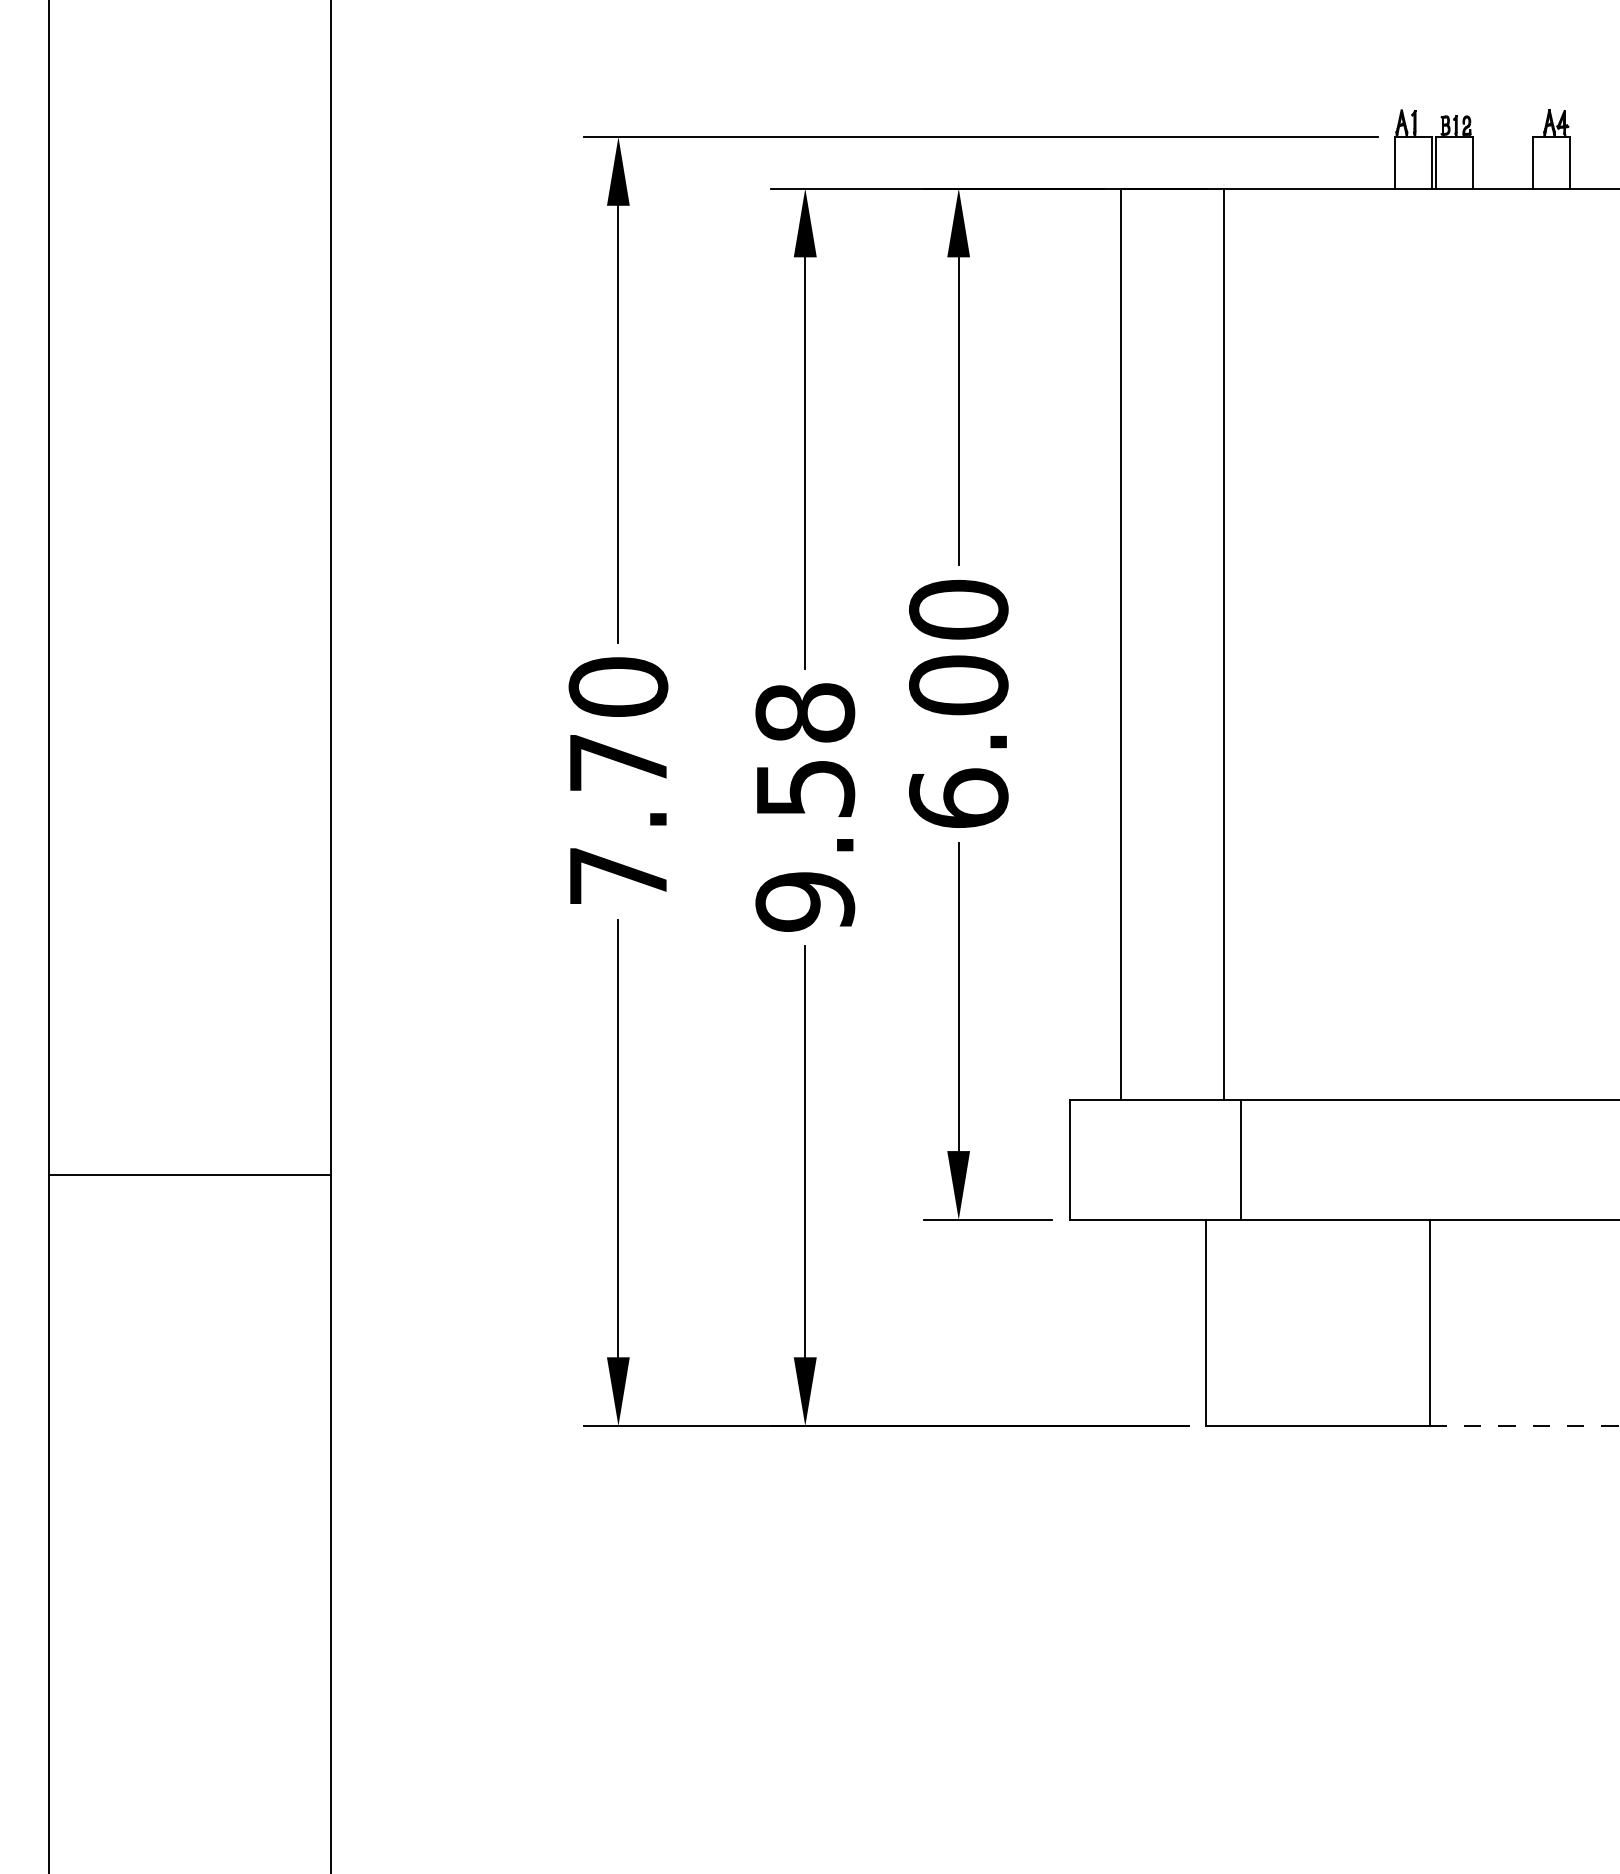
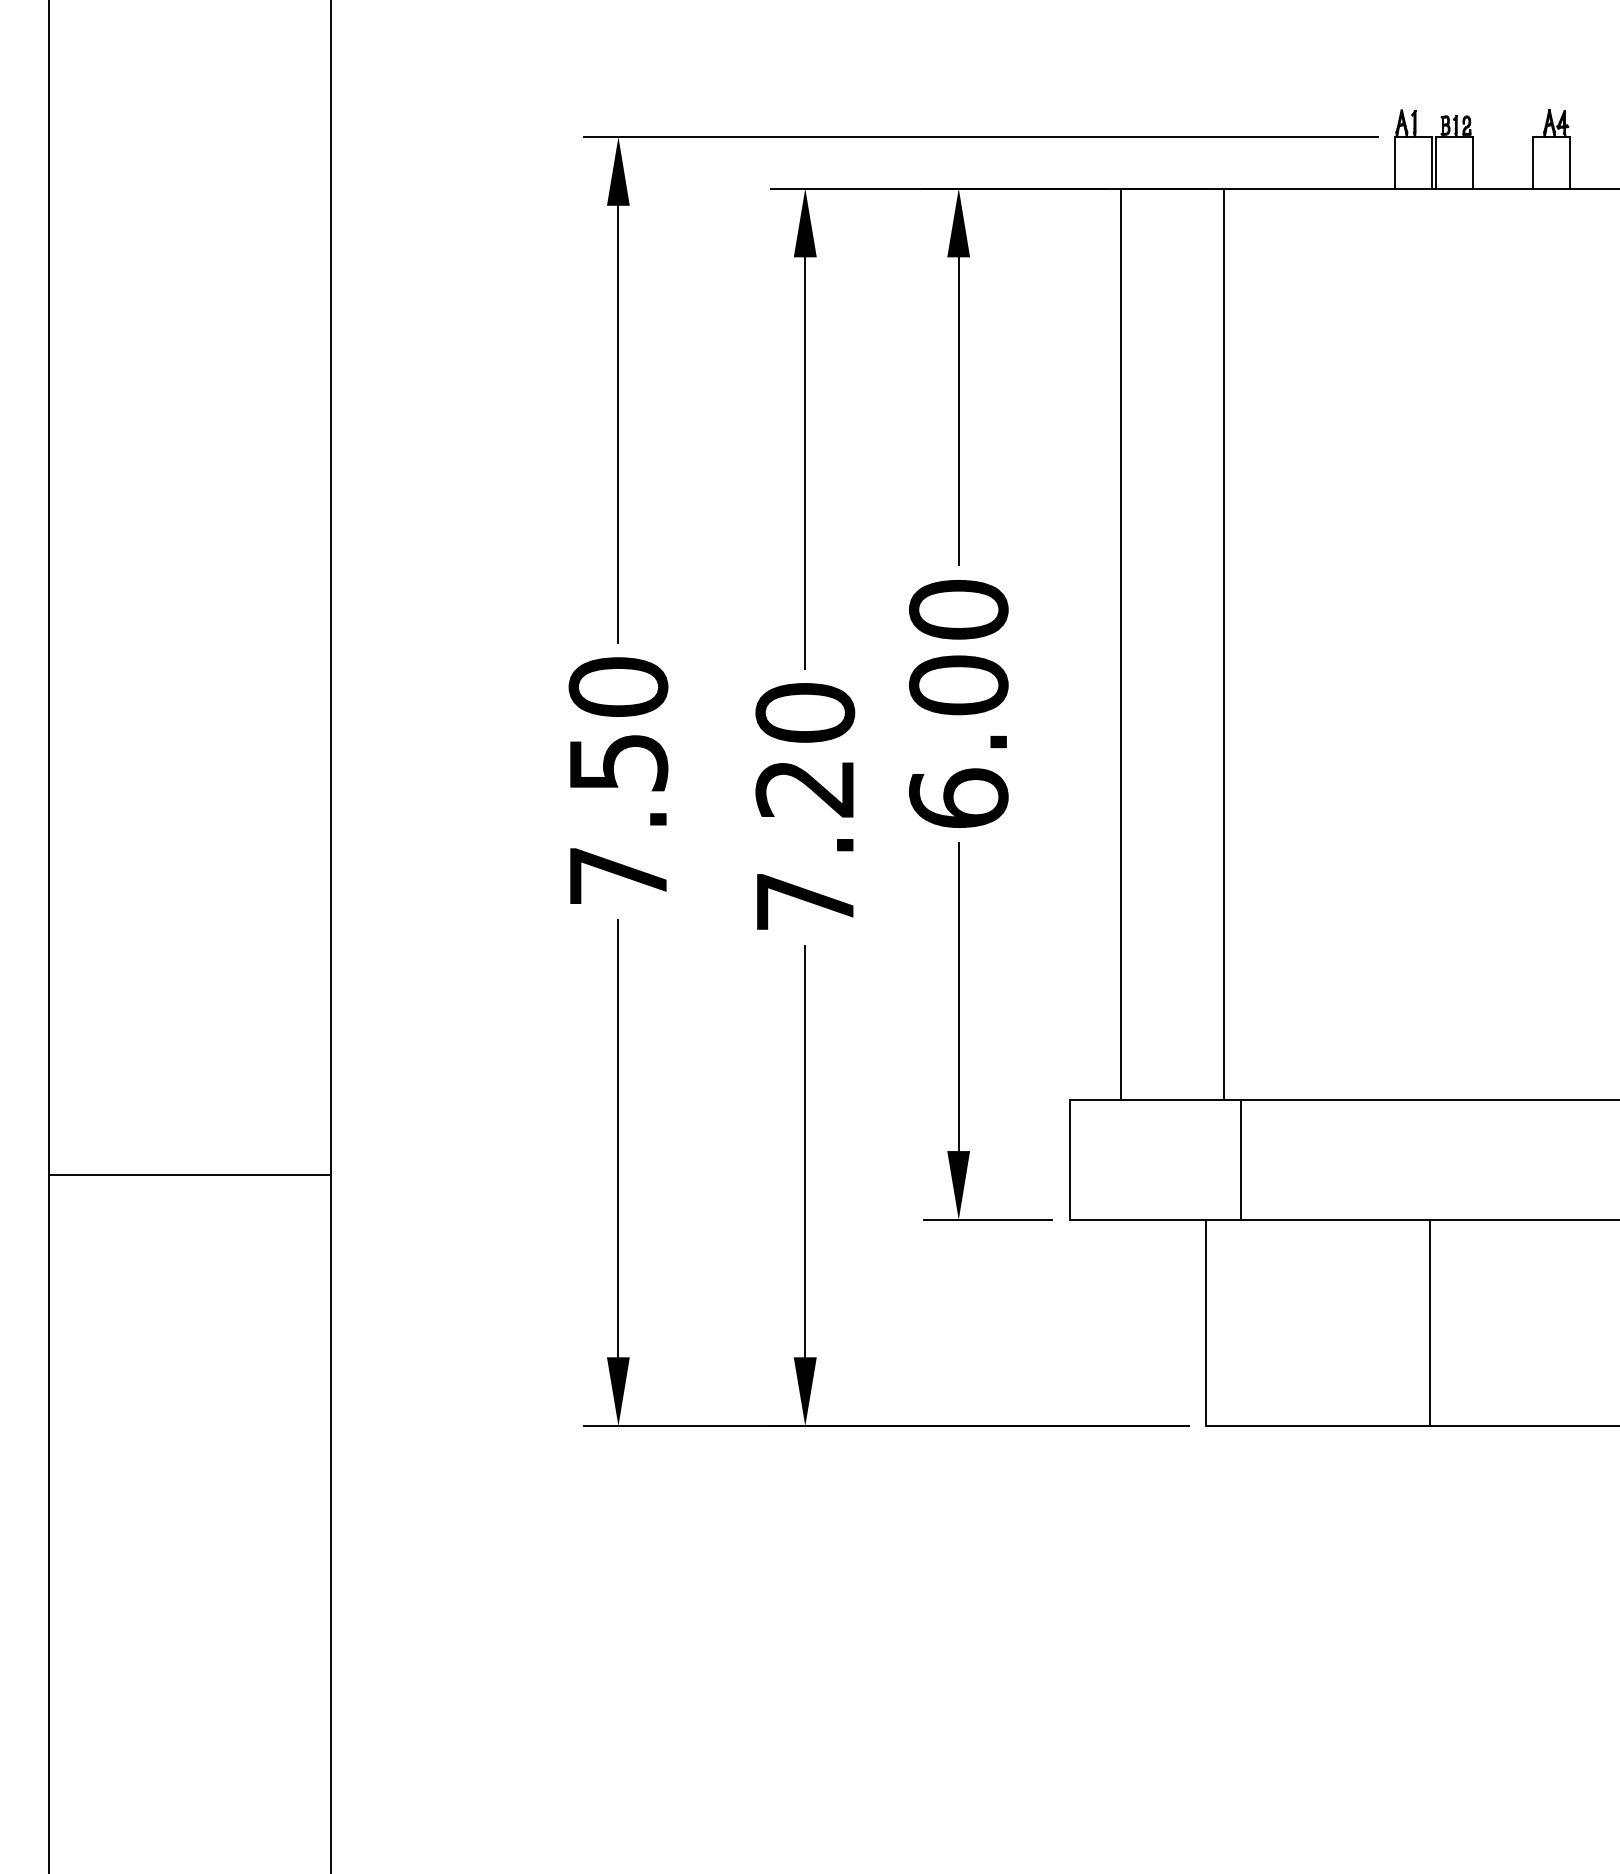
text: 7.70 -> 7.50 (619, 763)
text: 9.58 -> 7.20 (805, 807)
line: dashed -> solid (1524, 1426)
